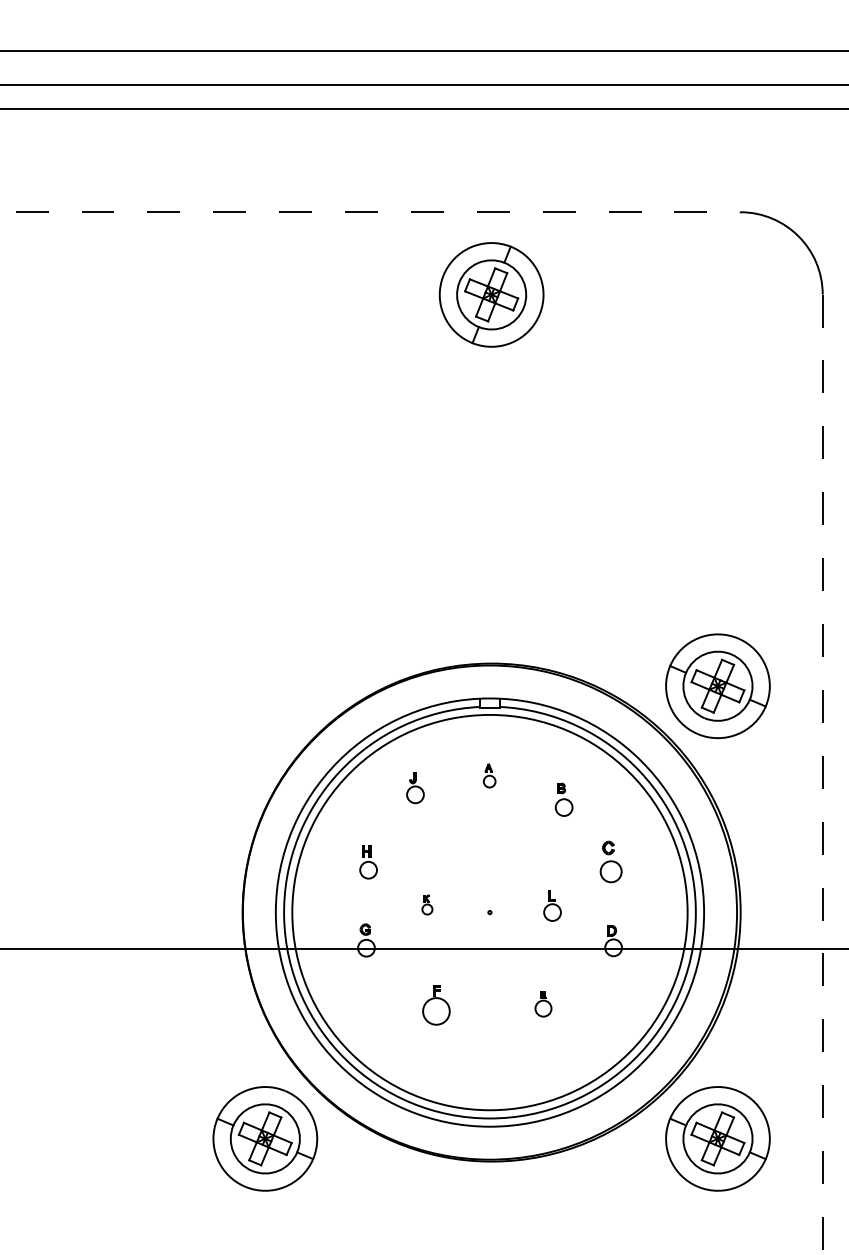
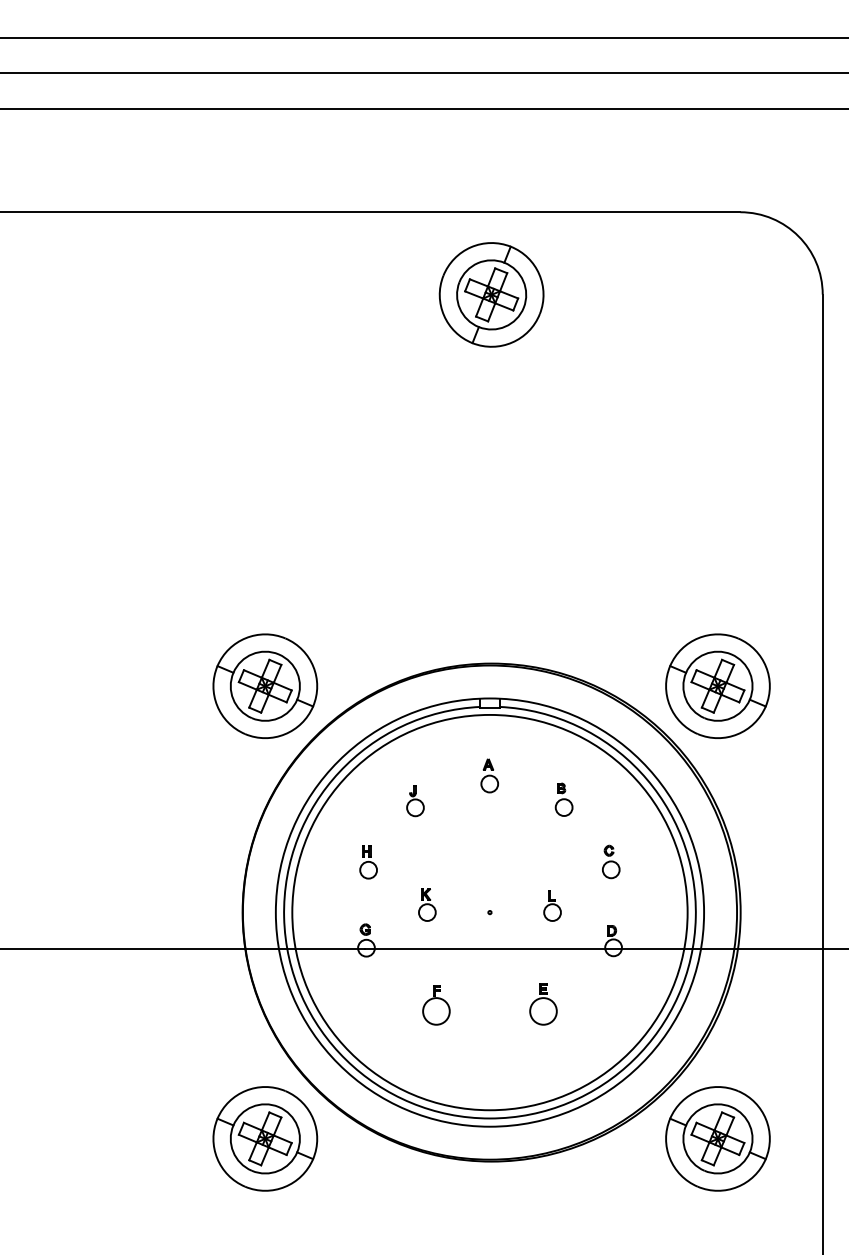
line position: (423, 50) -> (423, 37) (423, 37)
line position: (423, 85) -> (423, 73) (423, 73)
line: dashed -> solid (370, 212)
part: none -> present (265, 685)
line: dashed -> solid (822, 774)
part size: 15x26 px -> 19x36 px (489, 775)
part position: (415, 788) -> (415, 801) (415, 801)
part size: 24x44 px -> 19x36 px (611, 861)
part size: 13x22 px -> 19x34 px (427, 904)
part size: 19x27 px -> 29x43 px (543, 1004)
